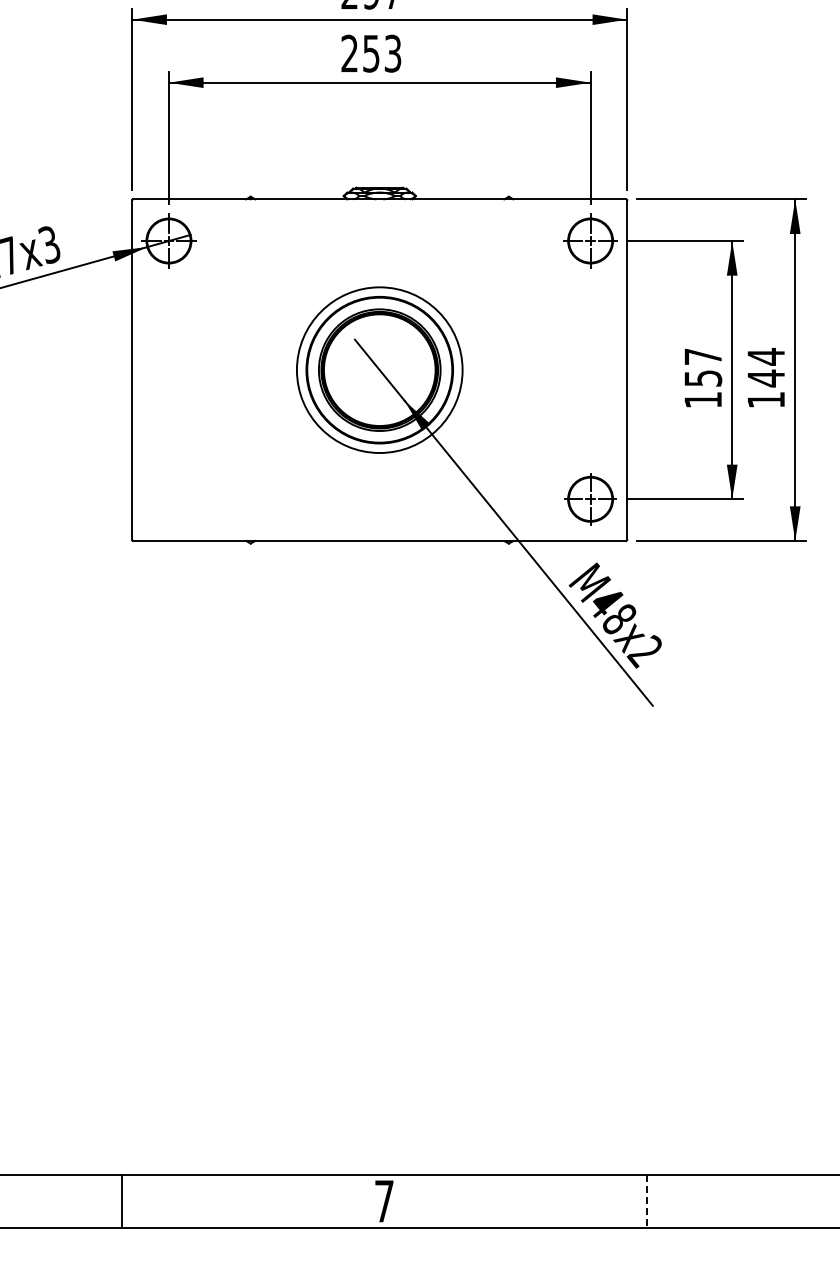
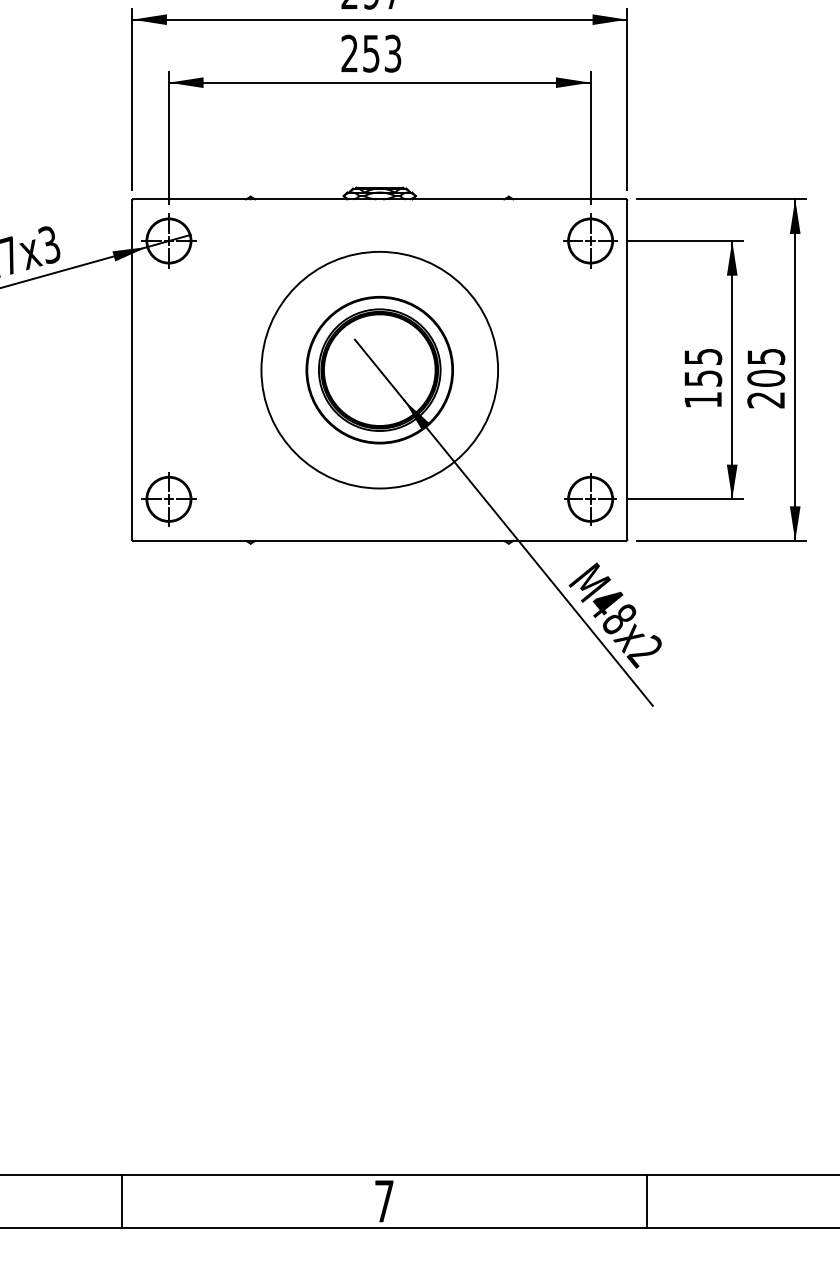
text: 157 -> 155 (703, 356)
circle diameter: 166 px -> 237 px (379, 369)
text: 144 -> 205 (766, 377)
part: none -> present (168, 499)
line: dashed -> solid (647, 1202)
